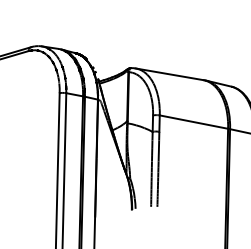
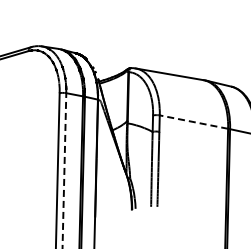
line: solid -> dashed (193, 122)
line: solid -> dashed (64, 170)
